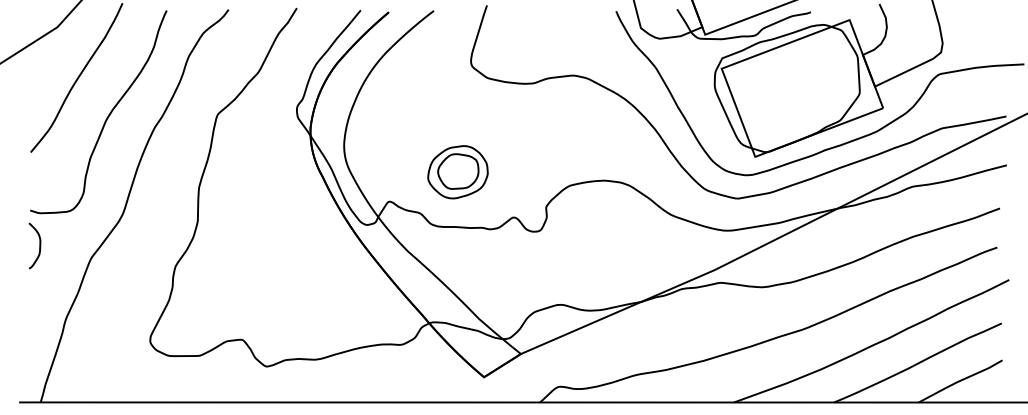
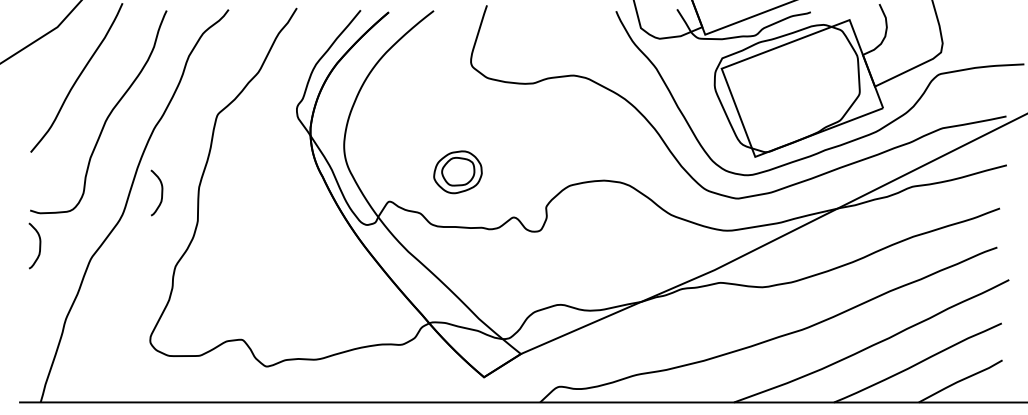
part size: 62x55 px -> 50x45 px (457, 172)
curve: none -> present (161, 192)
